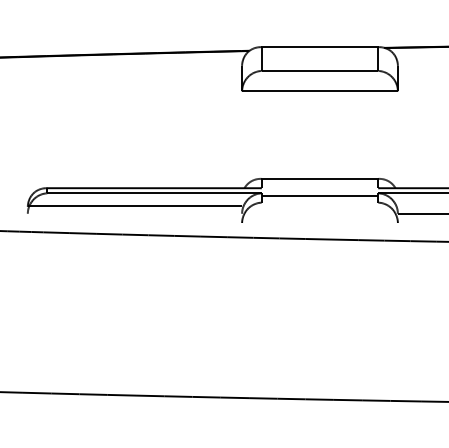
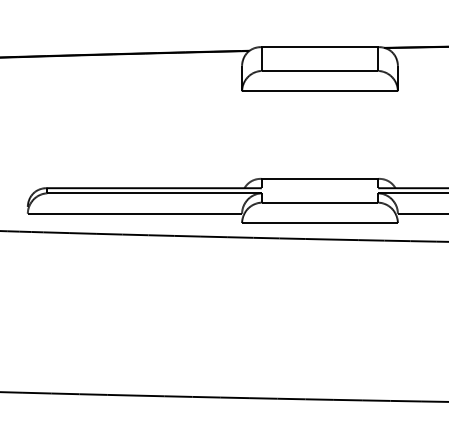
line position: (319, 195) -> (319, 202) (319, 202)
line position: (134, 205) -> (134, 213) (134, 213)
line: none -> present (319, 222)
